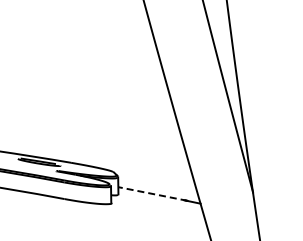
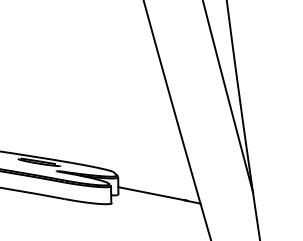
line: dashed -> solid (152, 193)
